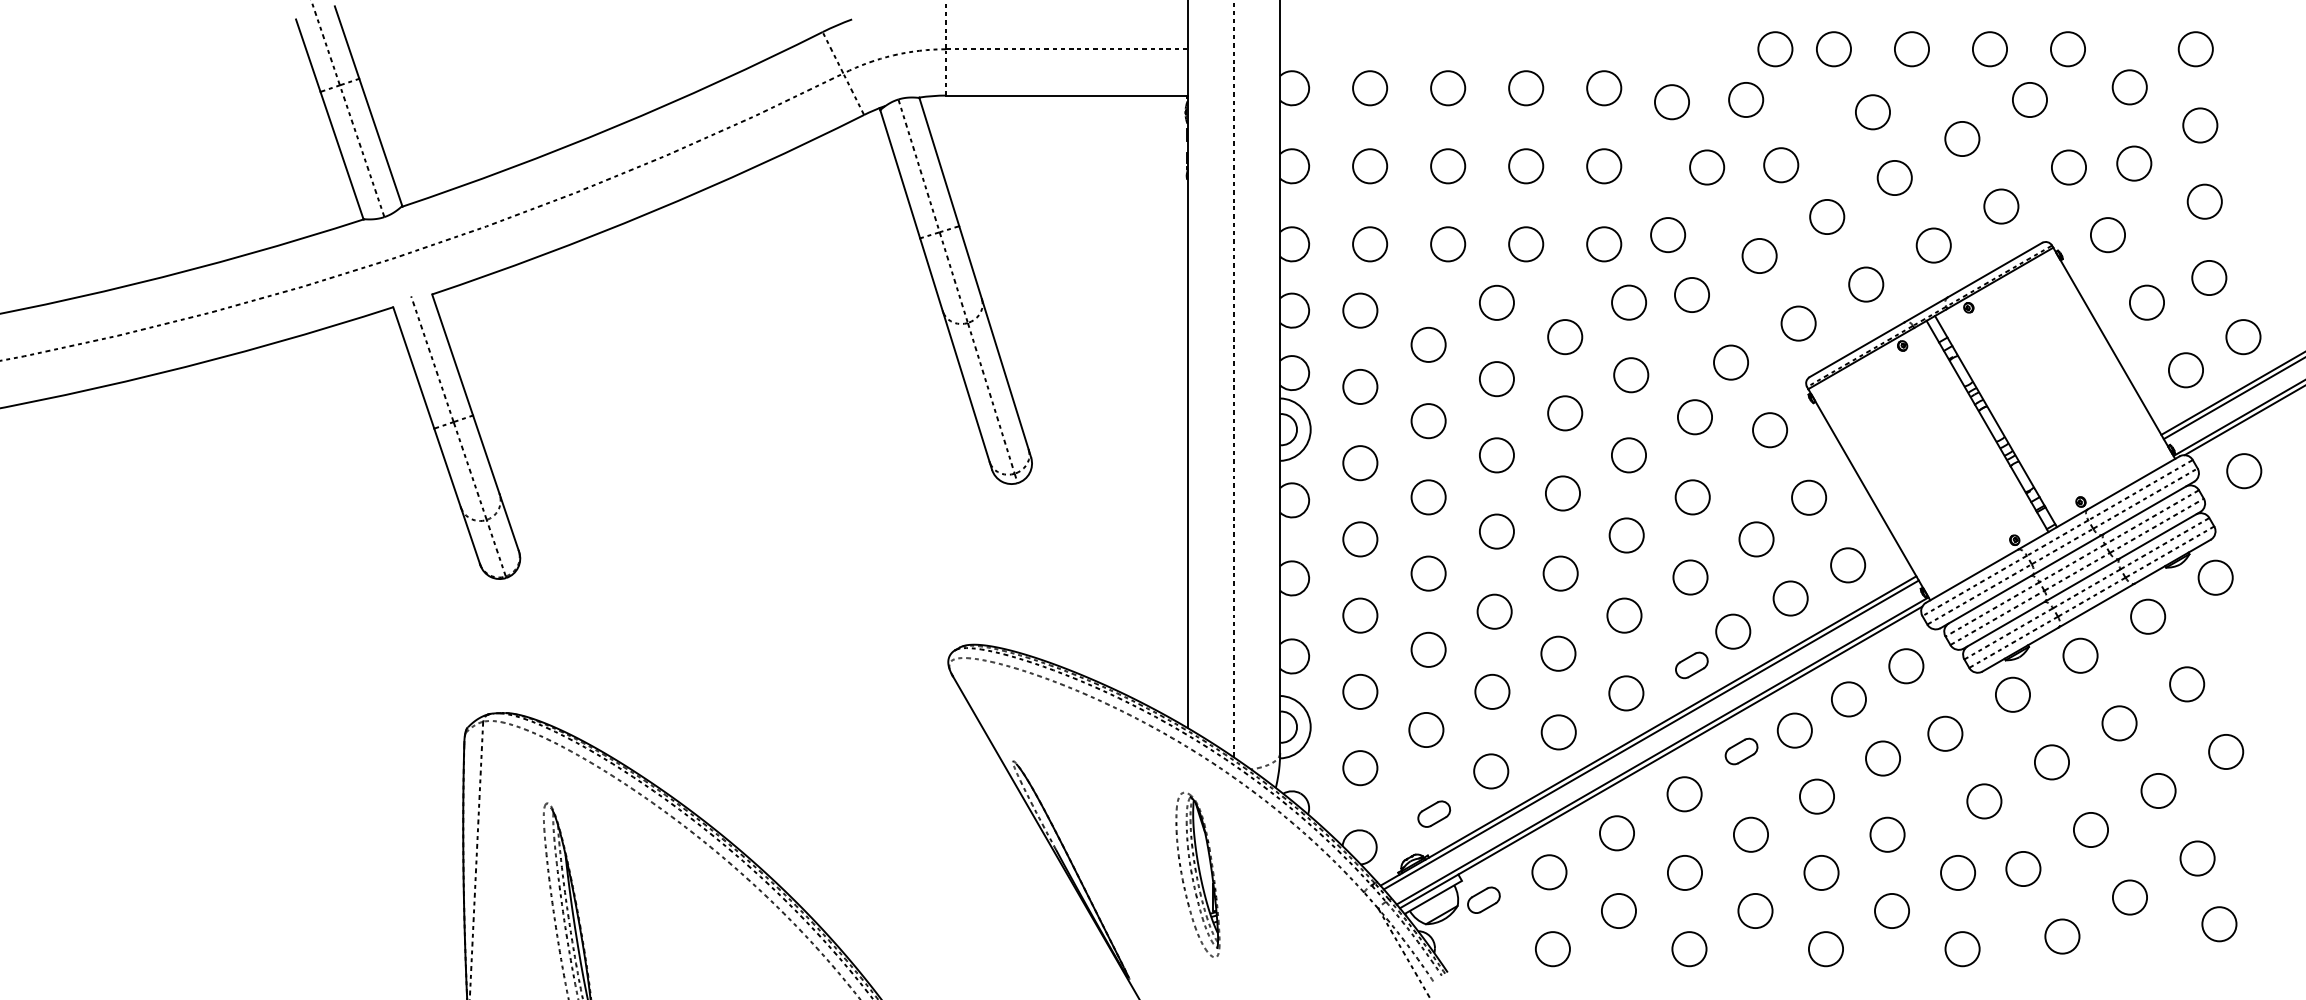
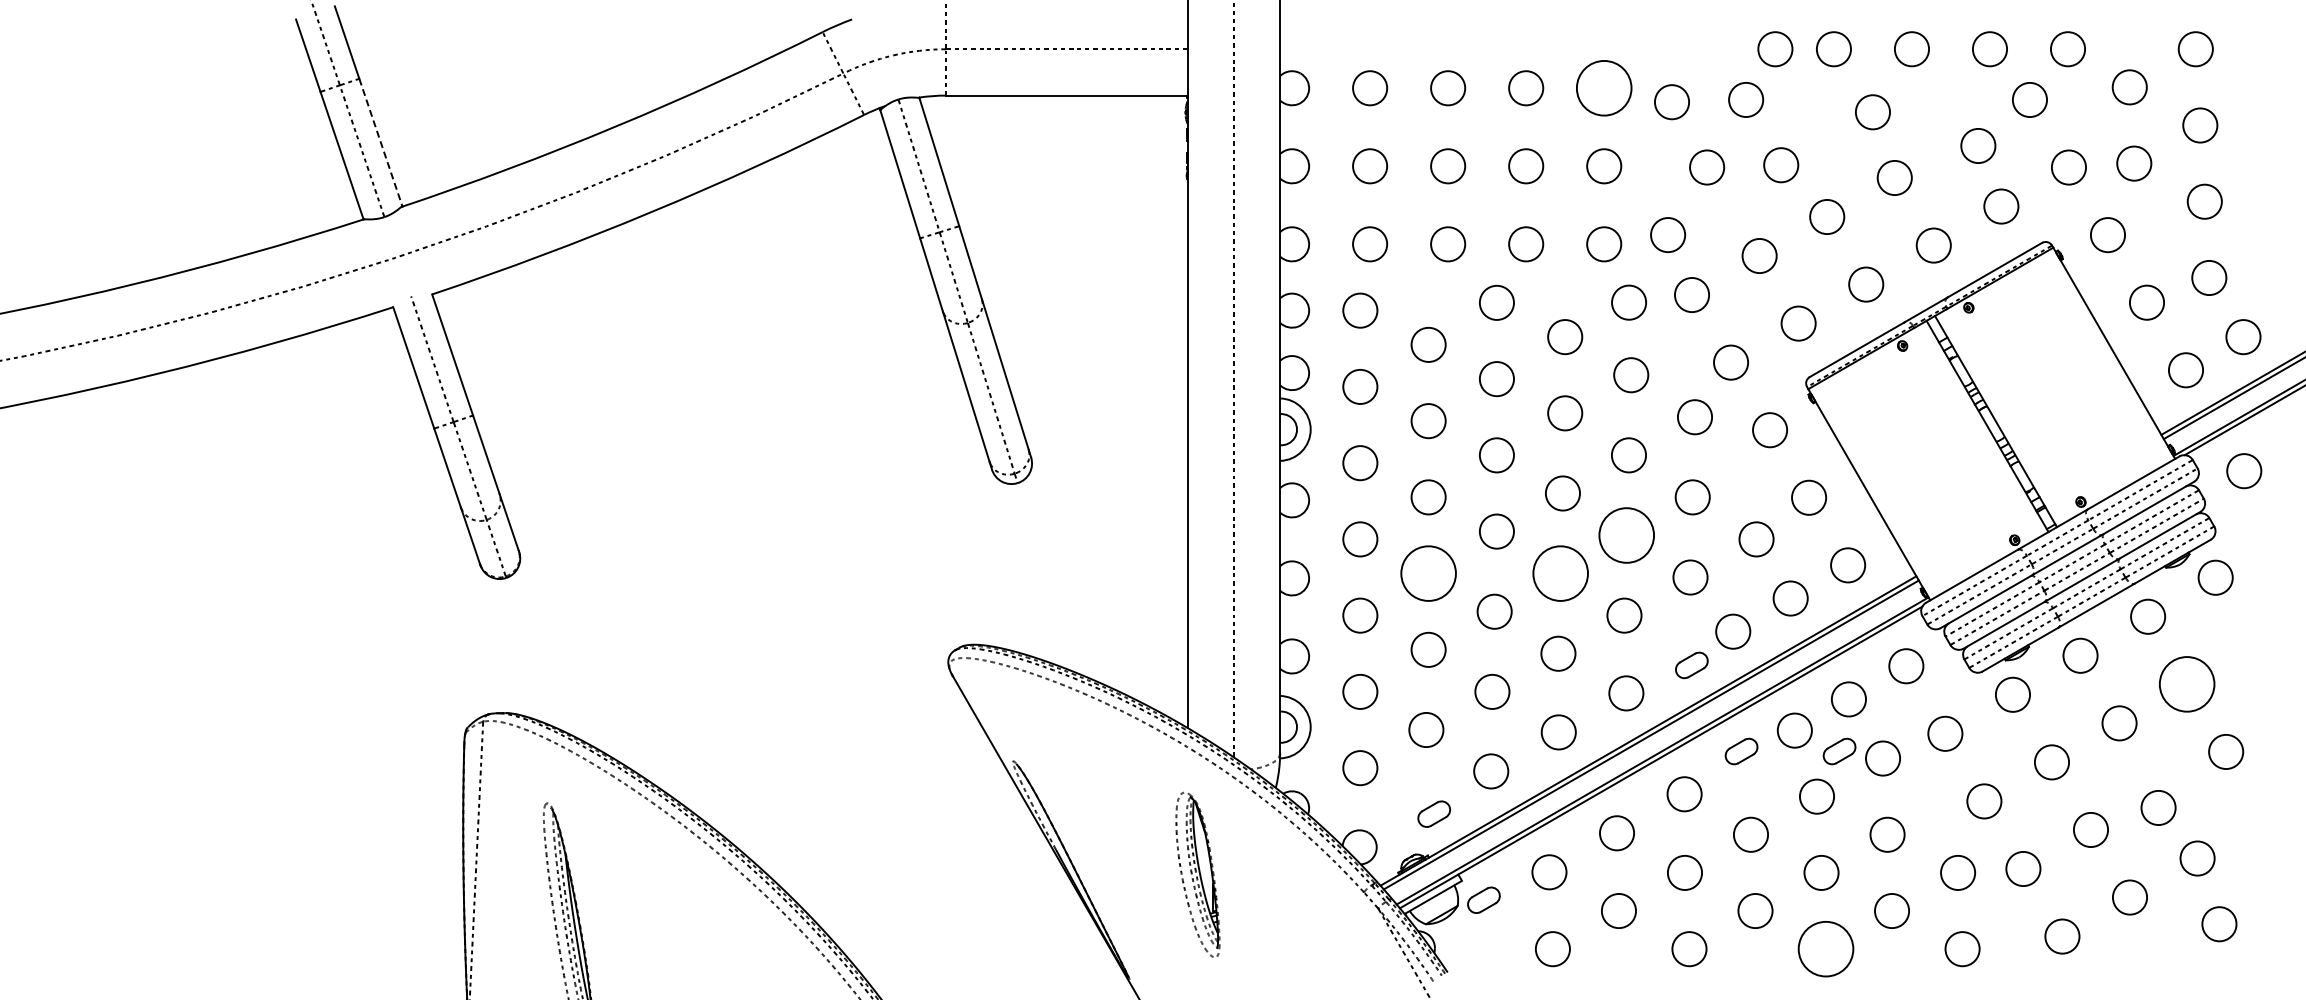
circle diameter: 34 px -> 55 px (1603, 87)
circle position: (1962, 138) -> (1978, 145) (1978, 145)
line: solid -> dashed (380, 142)
circle diameter: 34 px -> 55 px (1626, 535)
circle diameter: 34 px -> 55 px (1428, 573)
circle diameter: 34 px -> 55 px (1560, 573)
circle diameter: 34 px -> 55 px (2186, 684)
part: none -> present (1839, 751)
circle position: (2158, 790) -> (2158, 807) (2158, 807)
circle diameter: 34 px -> 55 px (1825, 948)
